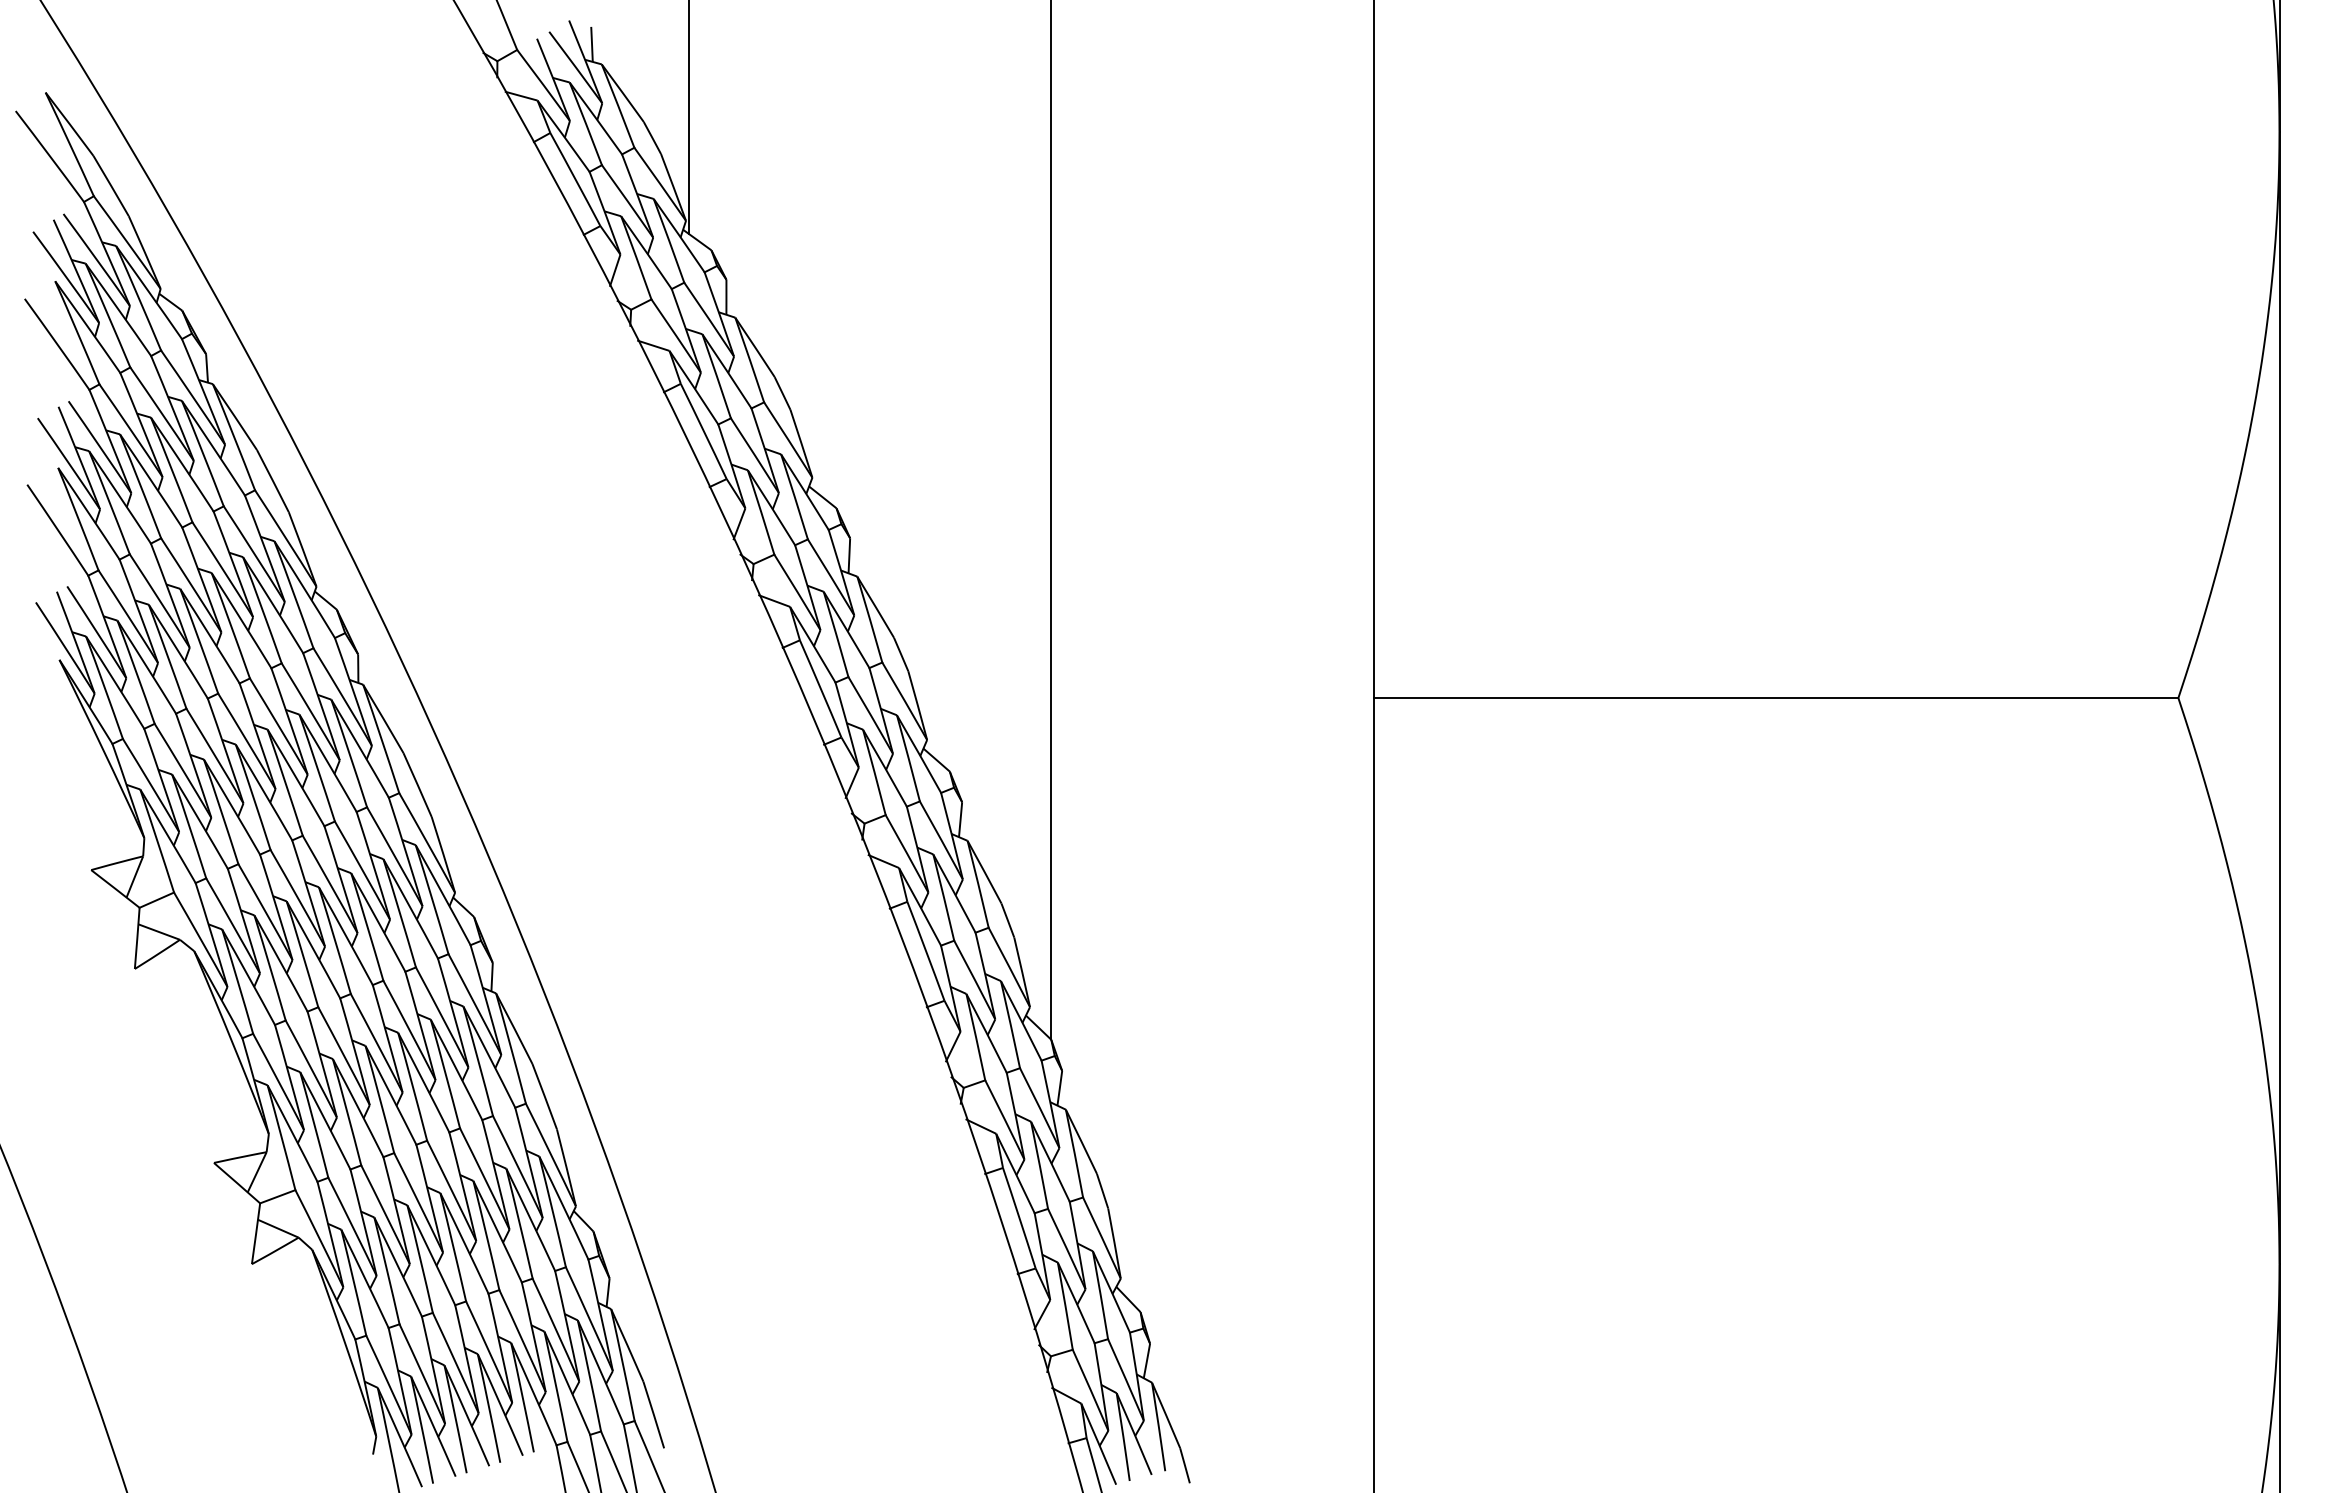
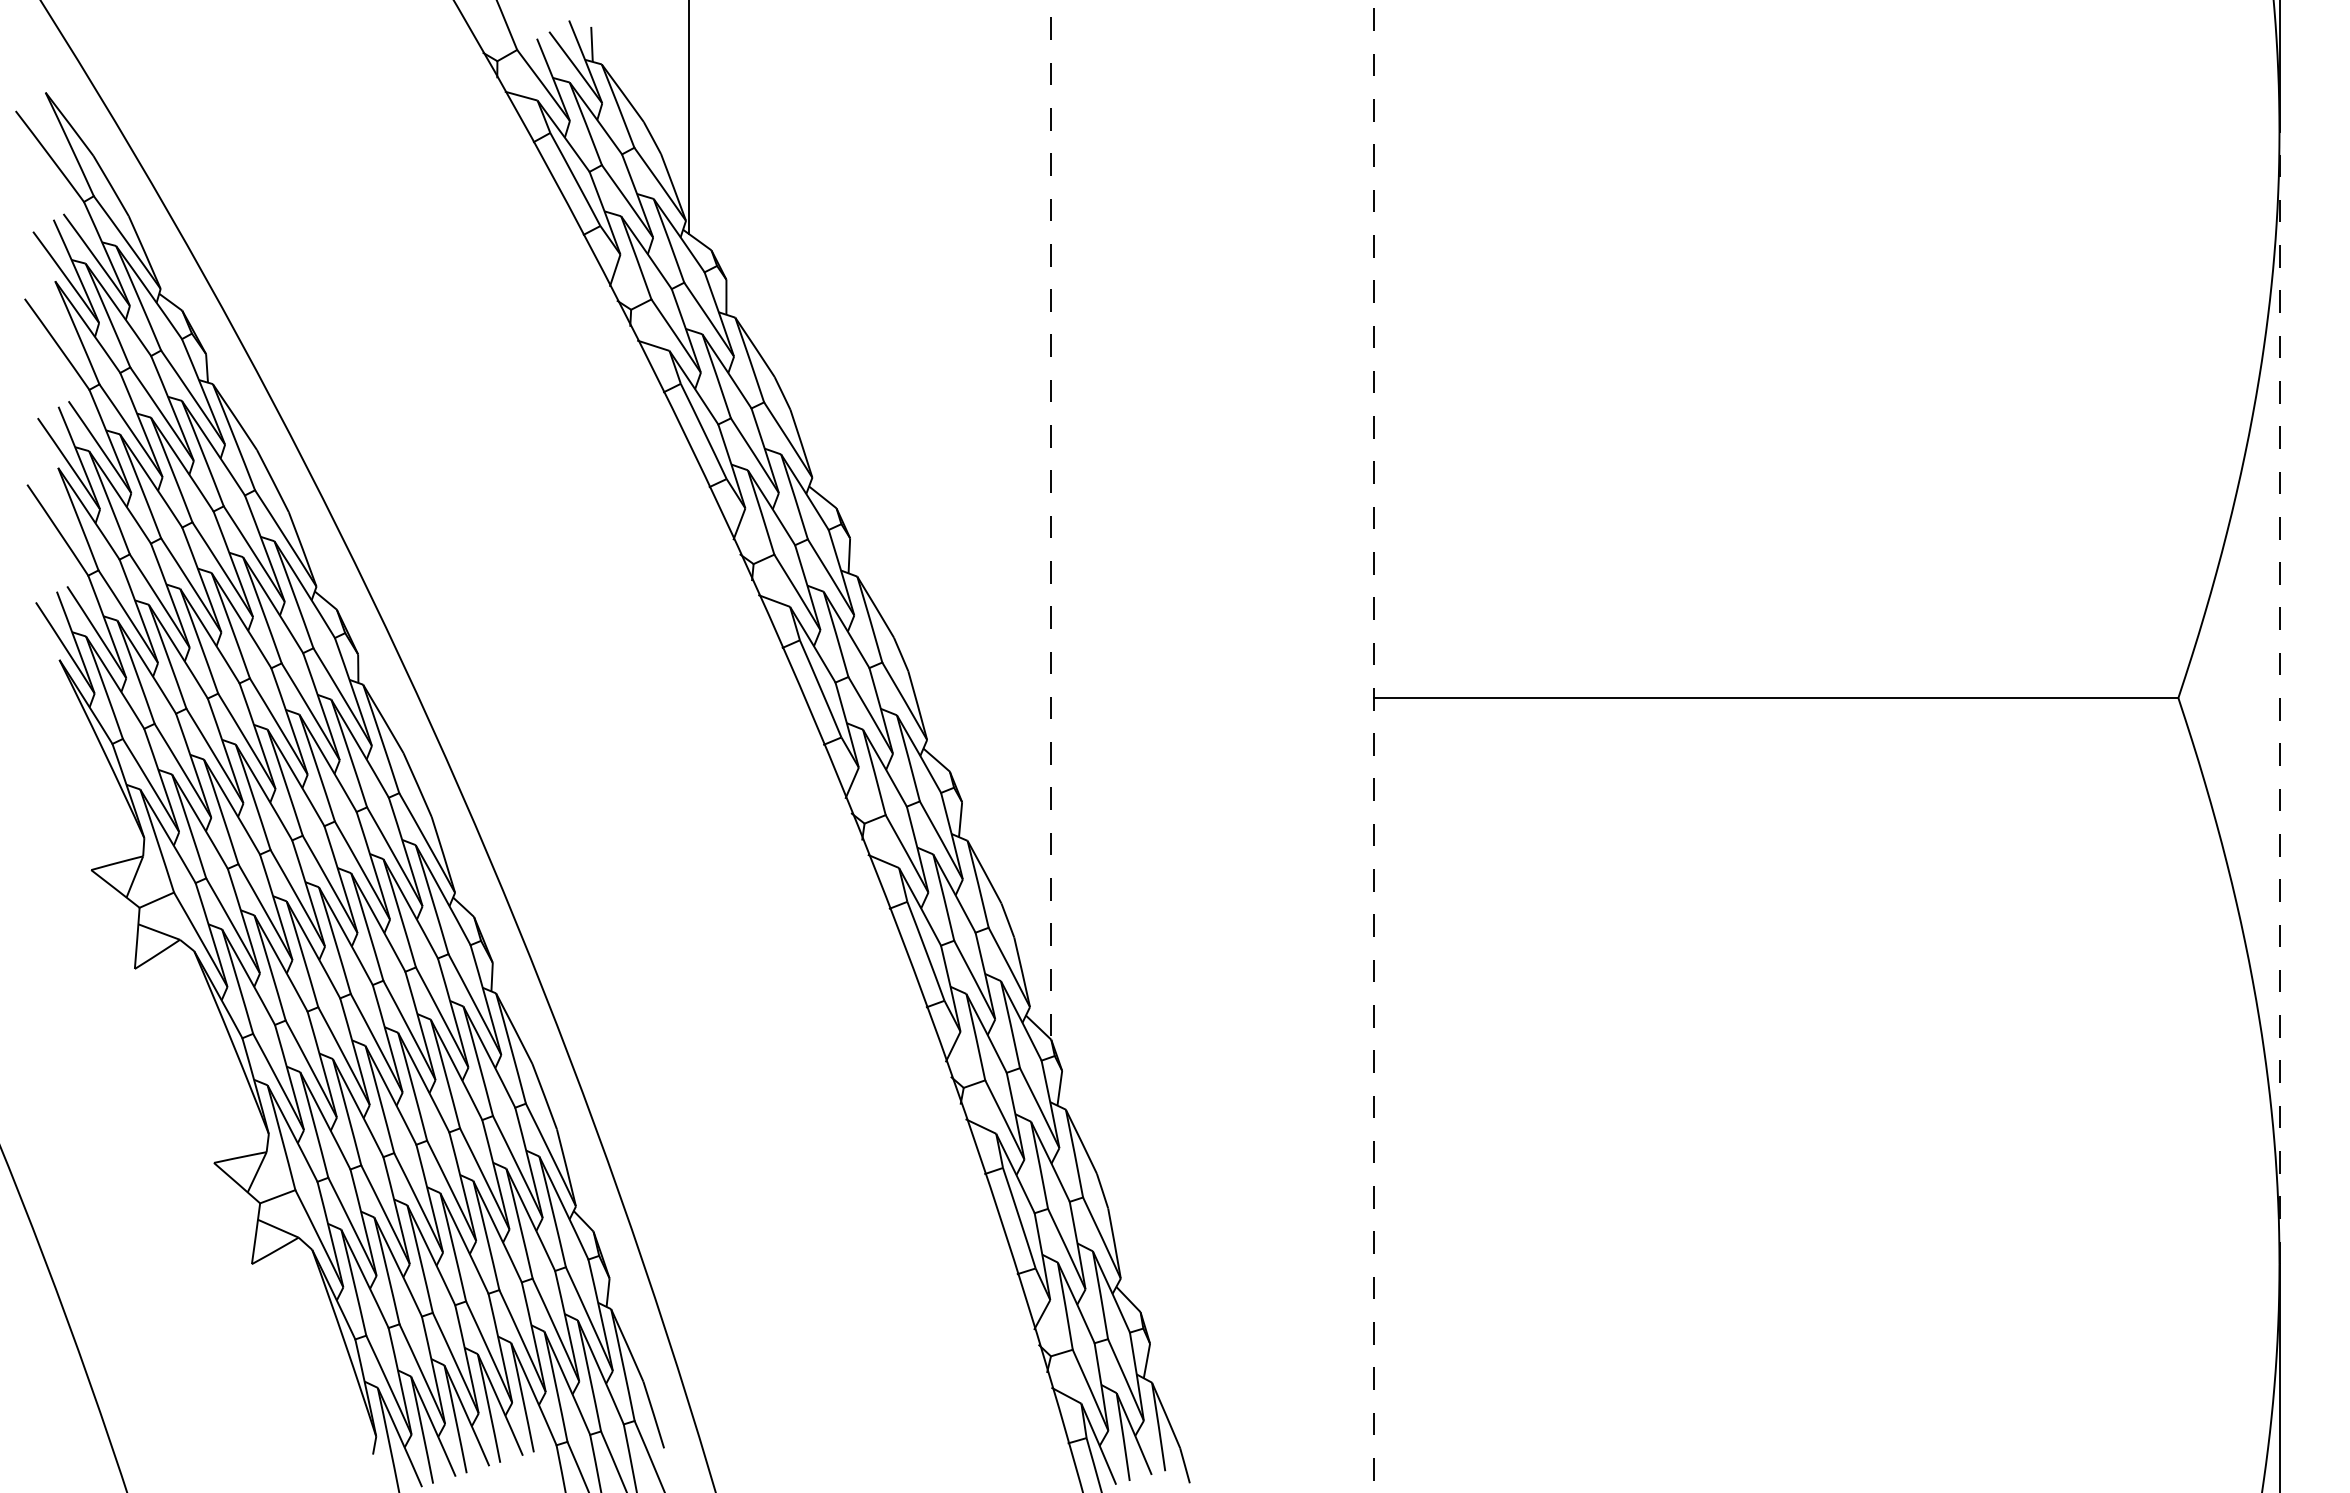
line: solid -> dashed (1050, 520)
line: solid -> dashed (2279, 697)
line: solid -> dashed (1373, 746)
